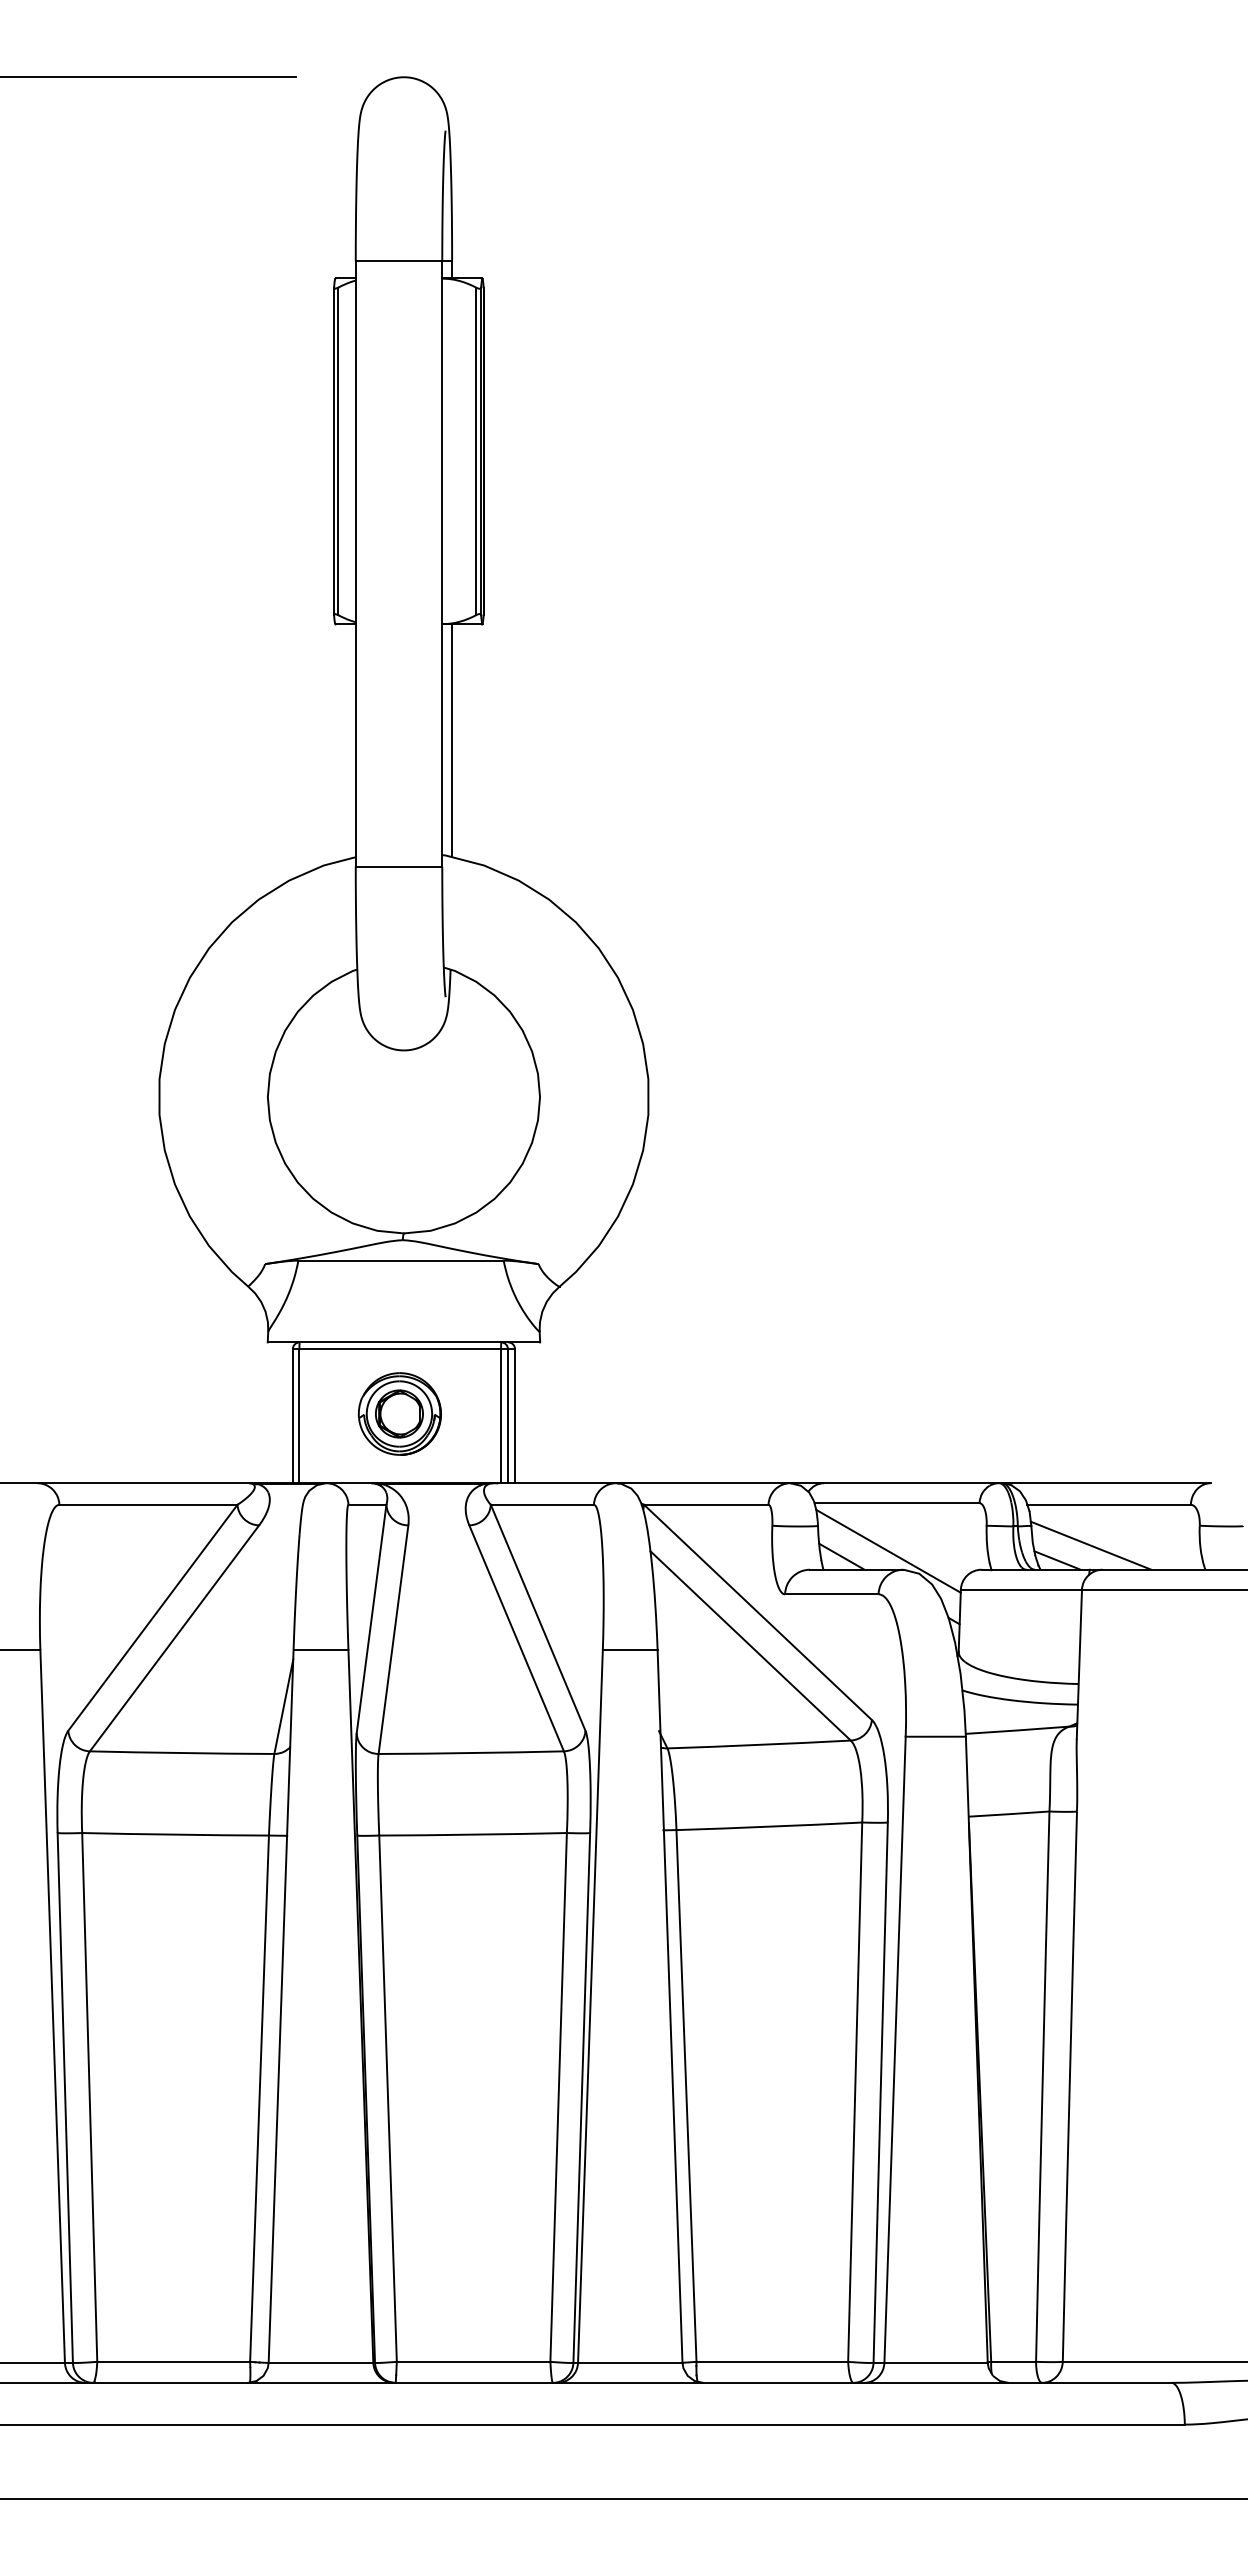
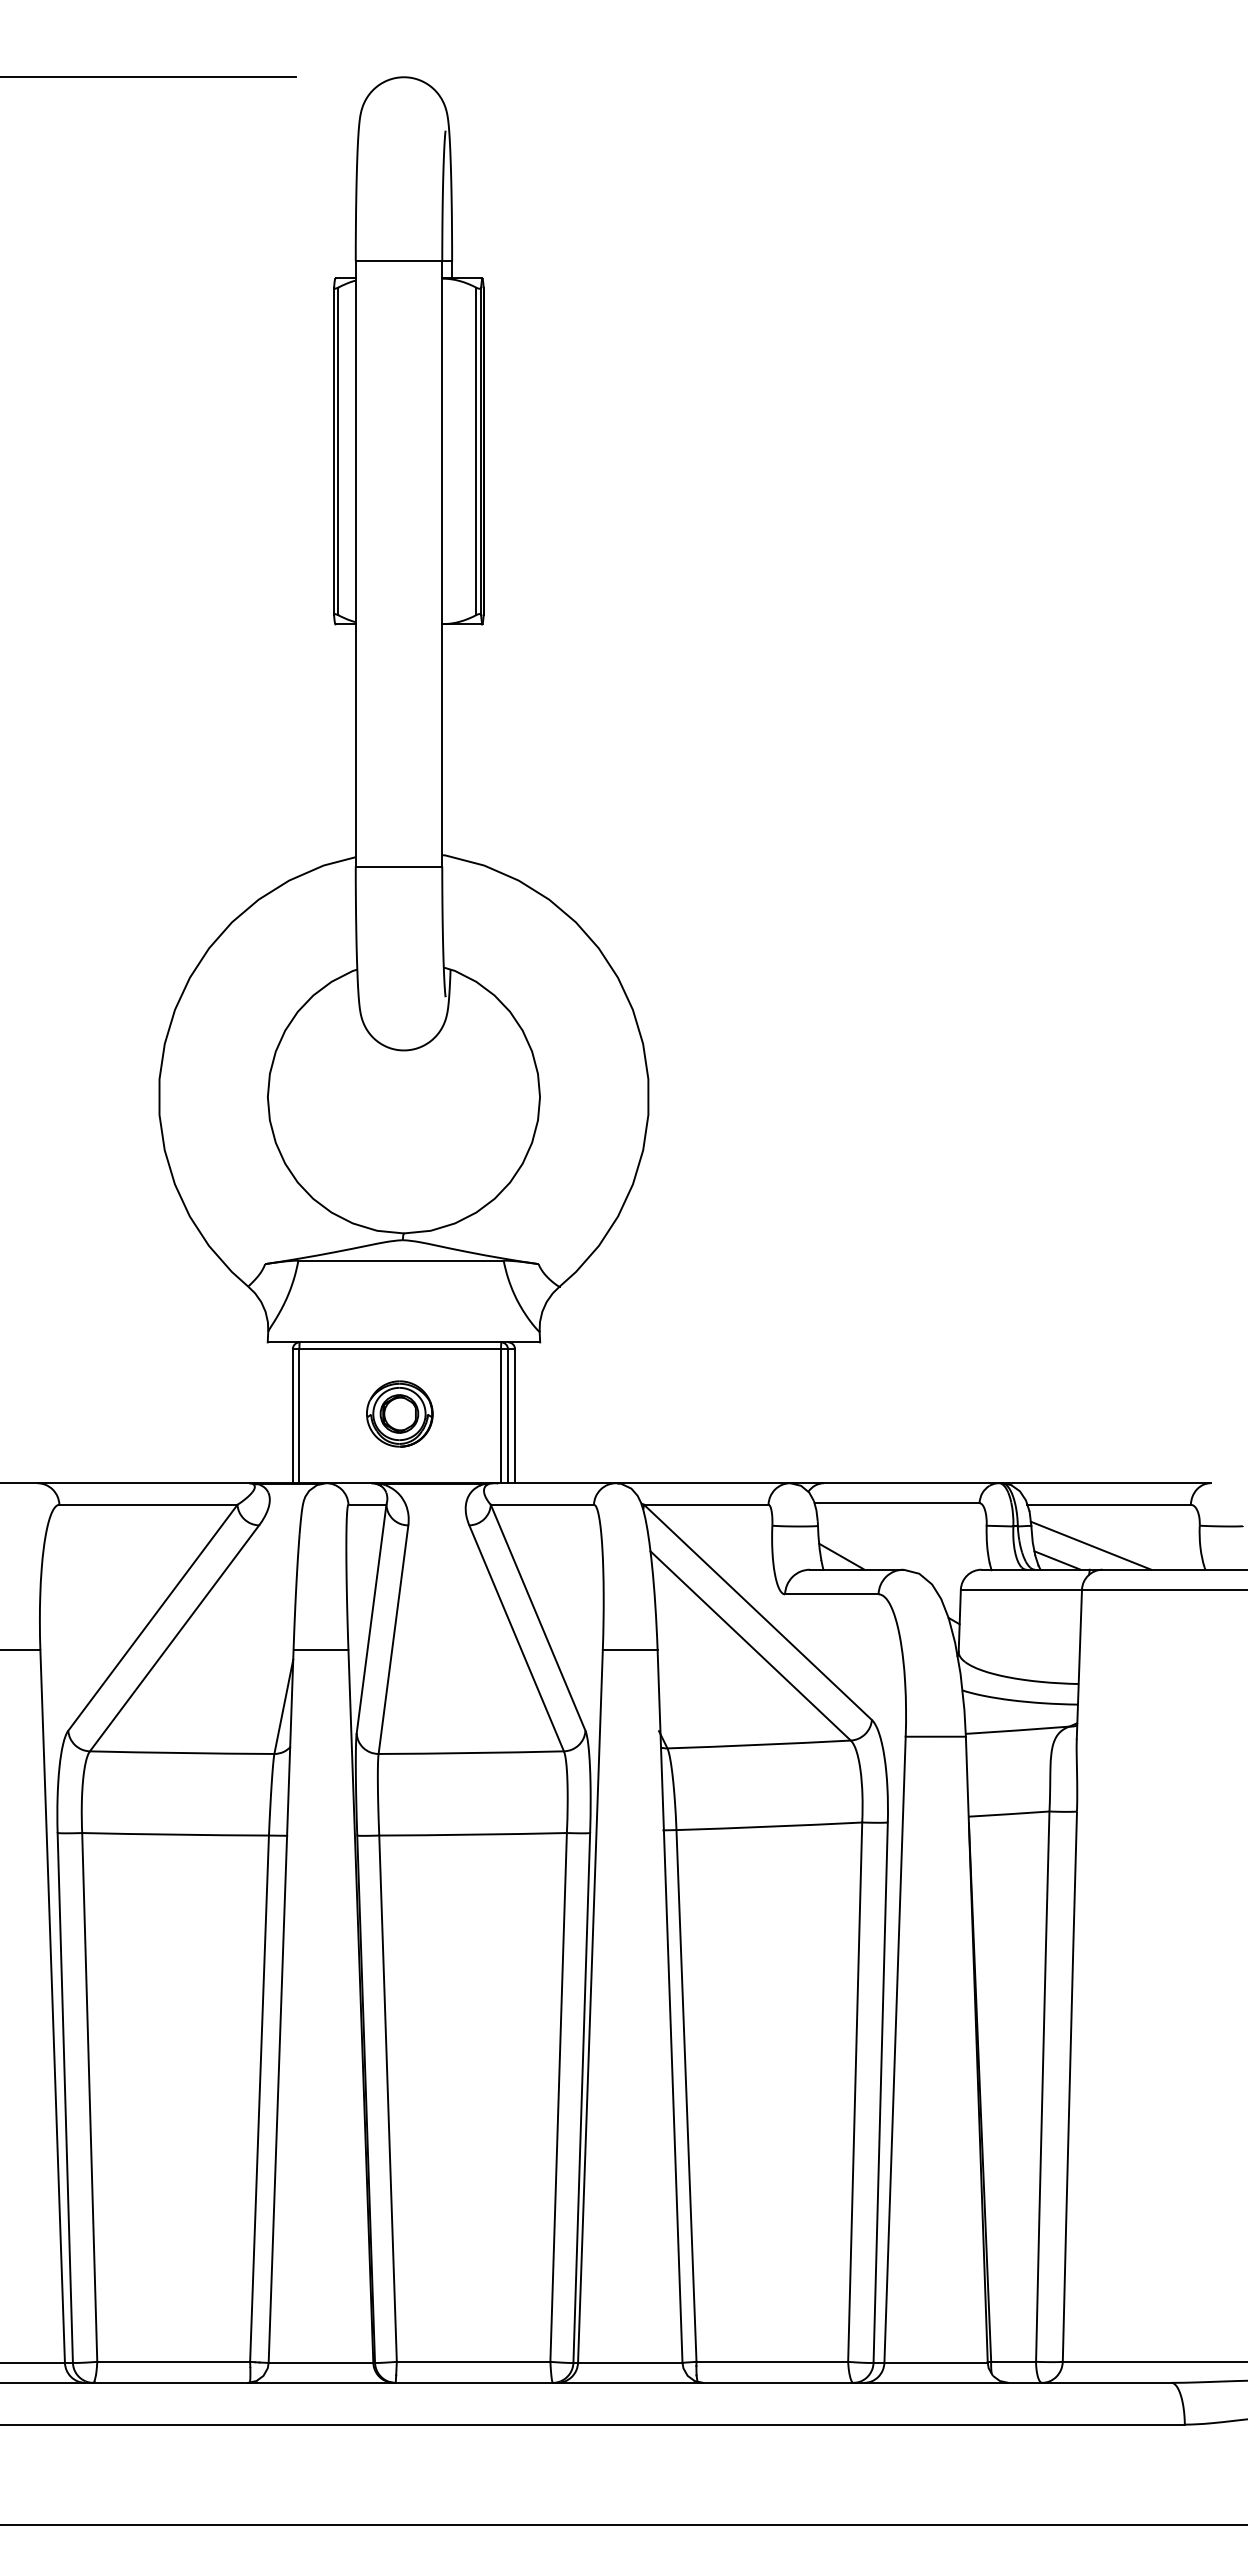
line: present -> none (452, 740)
part size: 85x84 px -> 68x68 px (399, 1413)
line: present -> none (888, 1550)
line position: (623, 2498) -> (623, 2524) (623, 2524)
